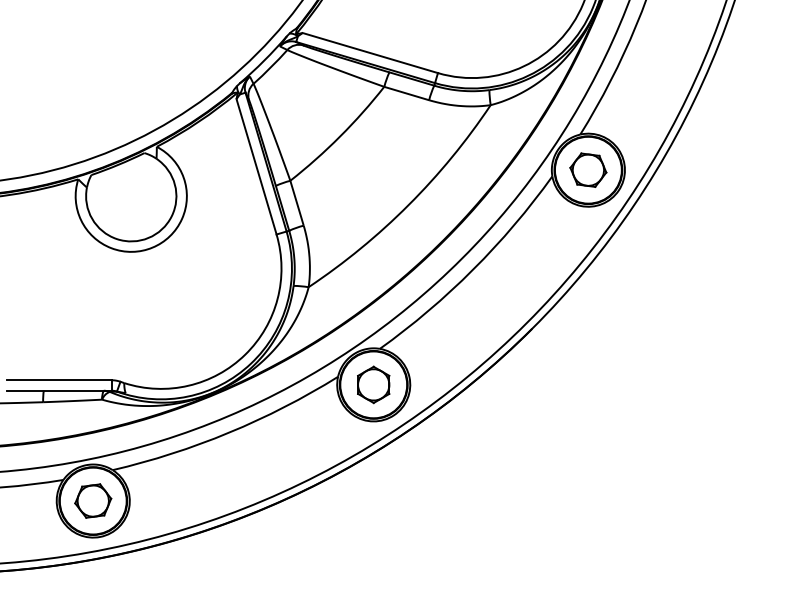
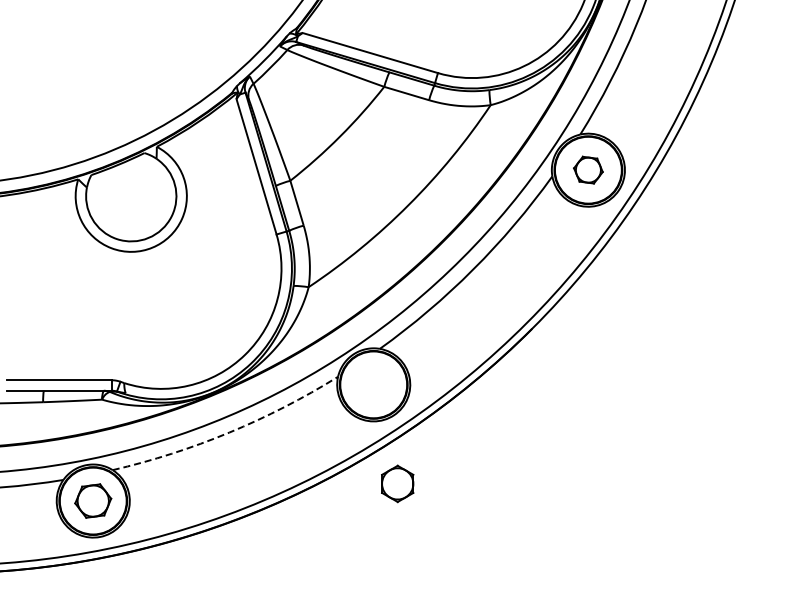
part size: 39x36 px -> 31x30 px (588, 169)
part position: (373, 384) -> (397, 483) (397, 483)
arc: solid -> dashed (229, 432)
